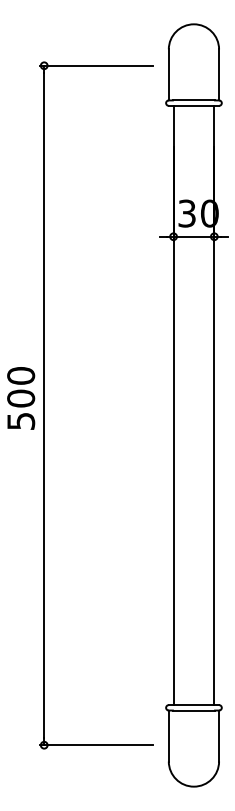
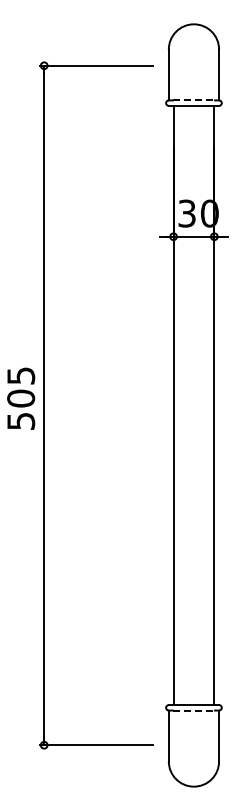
line: solid -> dashed (194, 100)
text: 500 -> 505 (21, 375)
line: solid -> dashed (194, 710)
